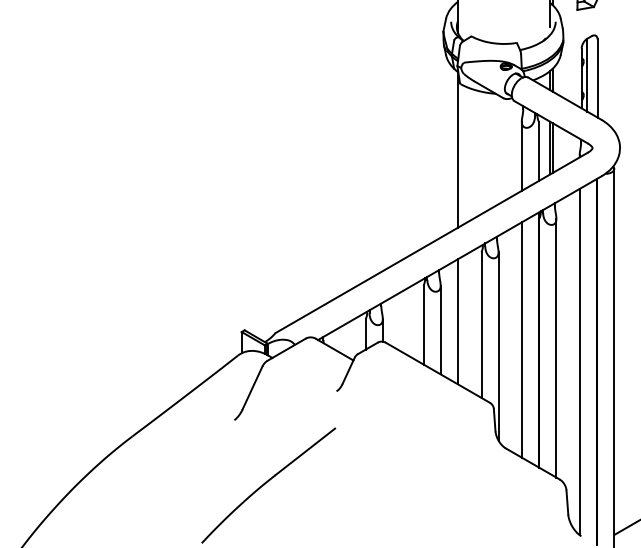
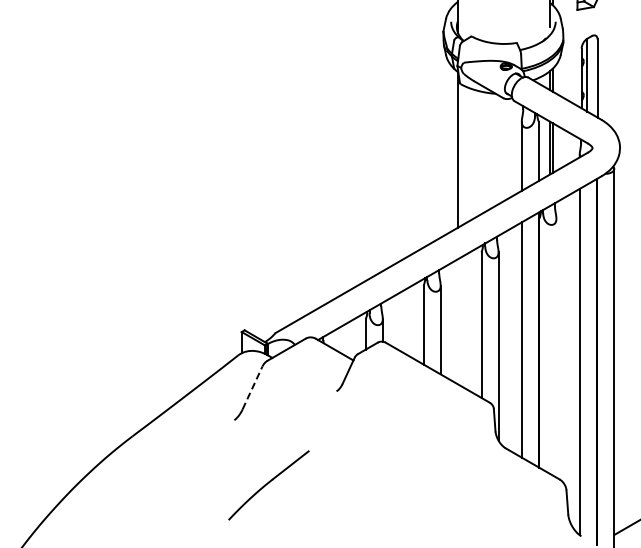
line: present -> none (457, 321)
line: present -> none (556, 347)
line: solid -> dashed (252, 387)
part size: 136x117 px -> 82x71 px (268, 485)
